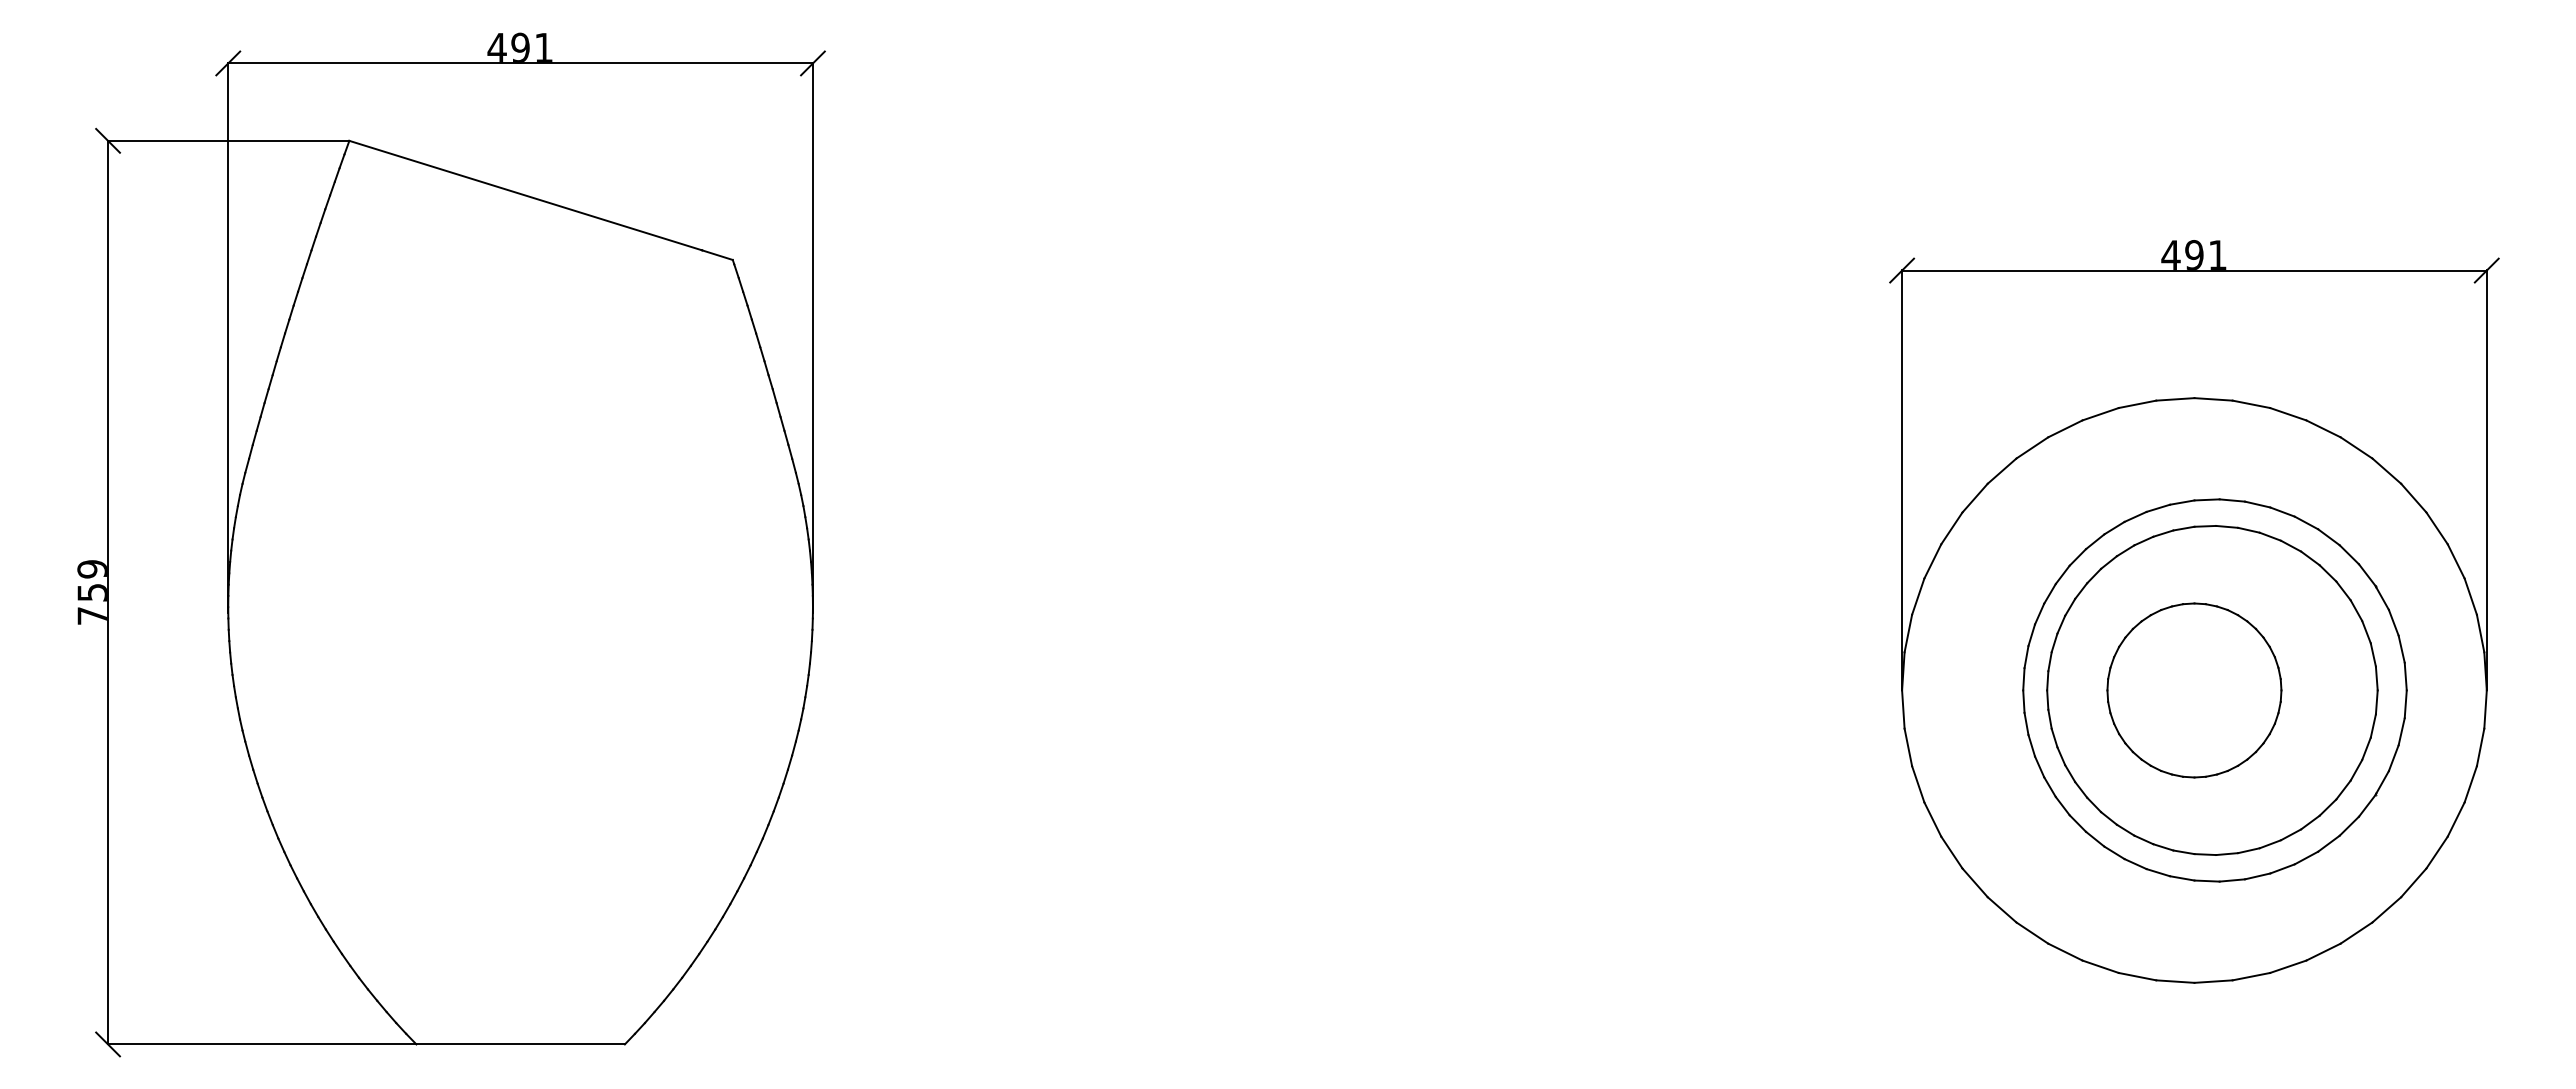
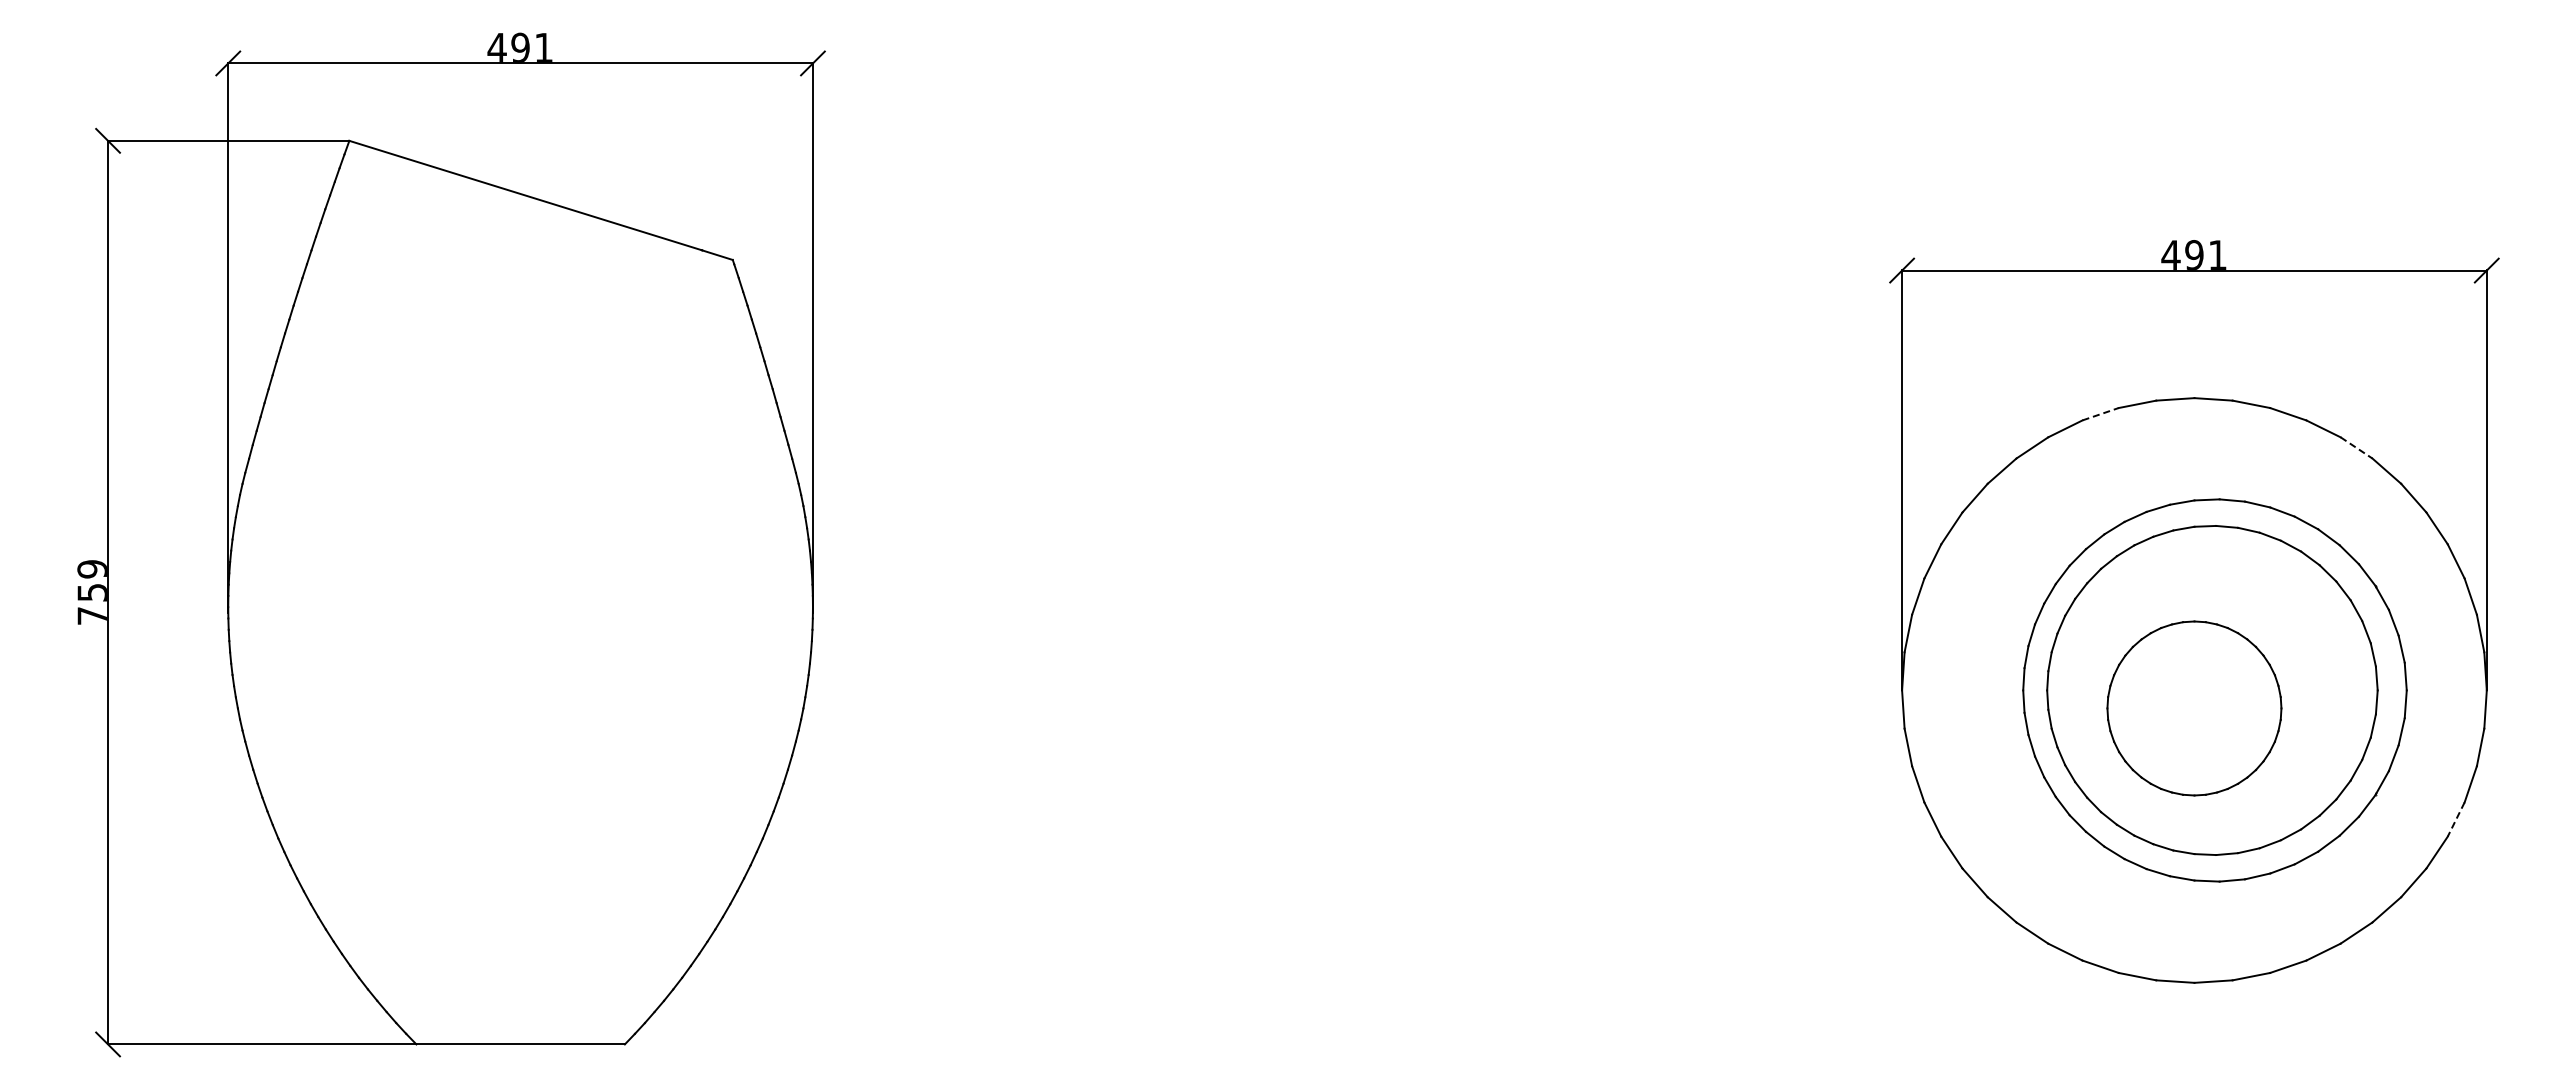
line: solid -> dashed (2101, 414)
line: solid -> dashed (2356, 448)
part position: (2194, 690) -> (2194, 708) (2194, 708)
line: solid -> dashed (2455, 819)
